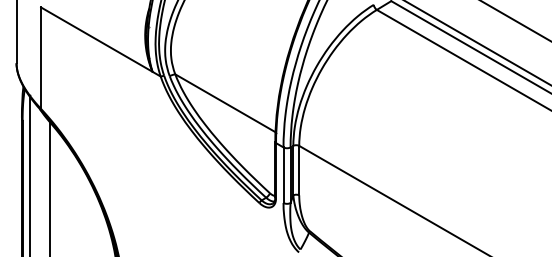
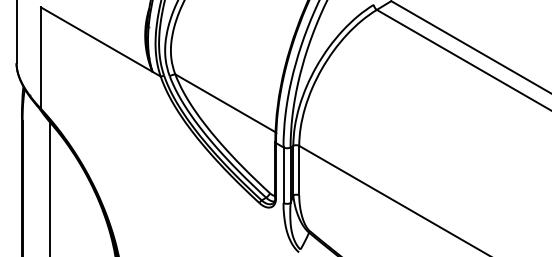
line: present -> none (515, 21)
line: present -> none (477, 42)
line: present -> none (29, 174)
